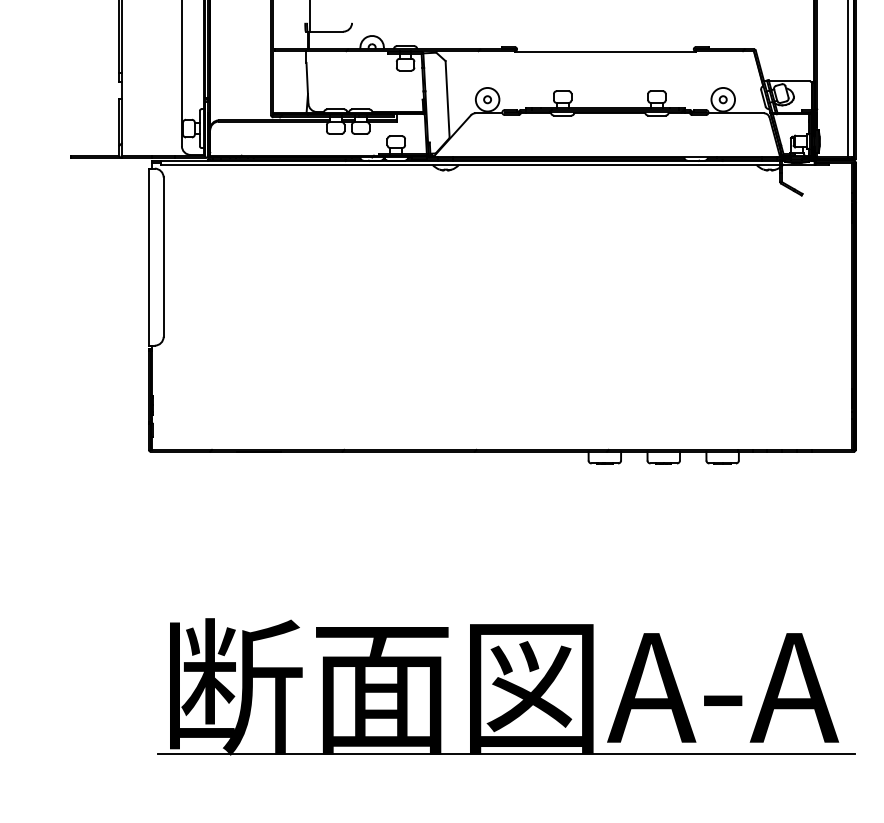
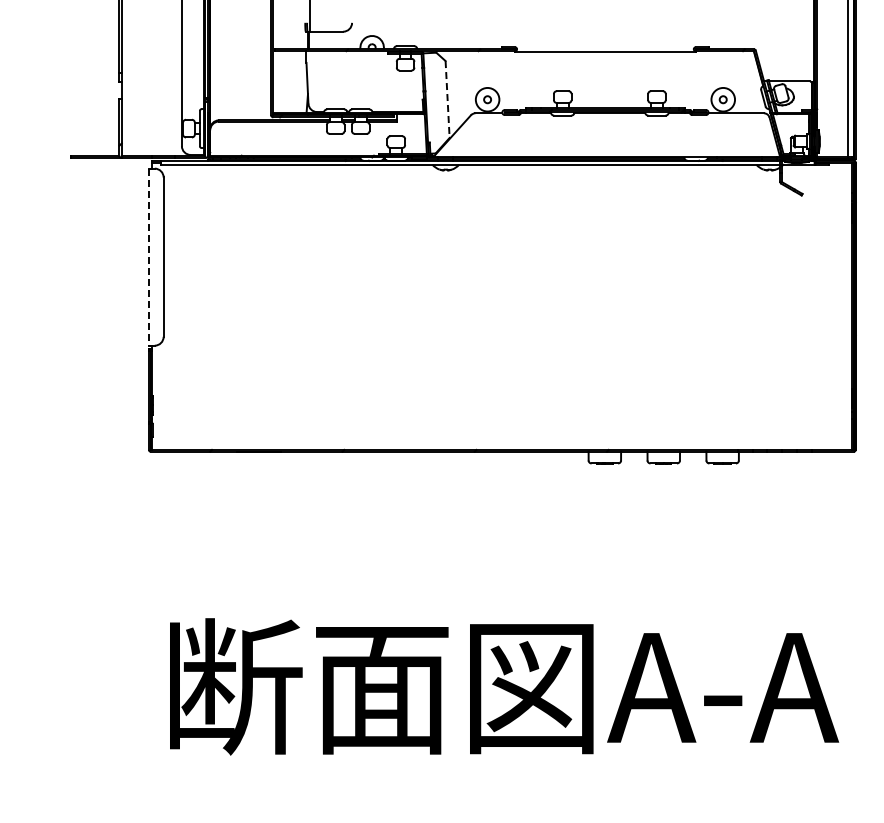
line: solid -> dashed (447, 99)
line: solid -> dashed (148, 257)
line: present -> none (506, 753)
